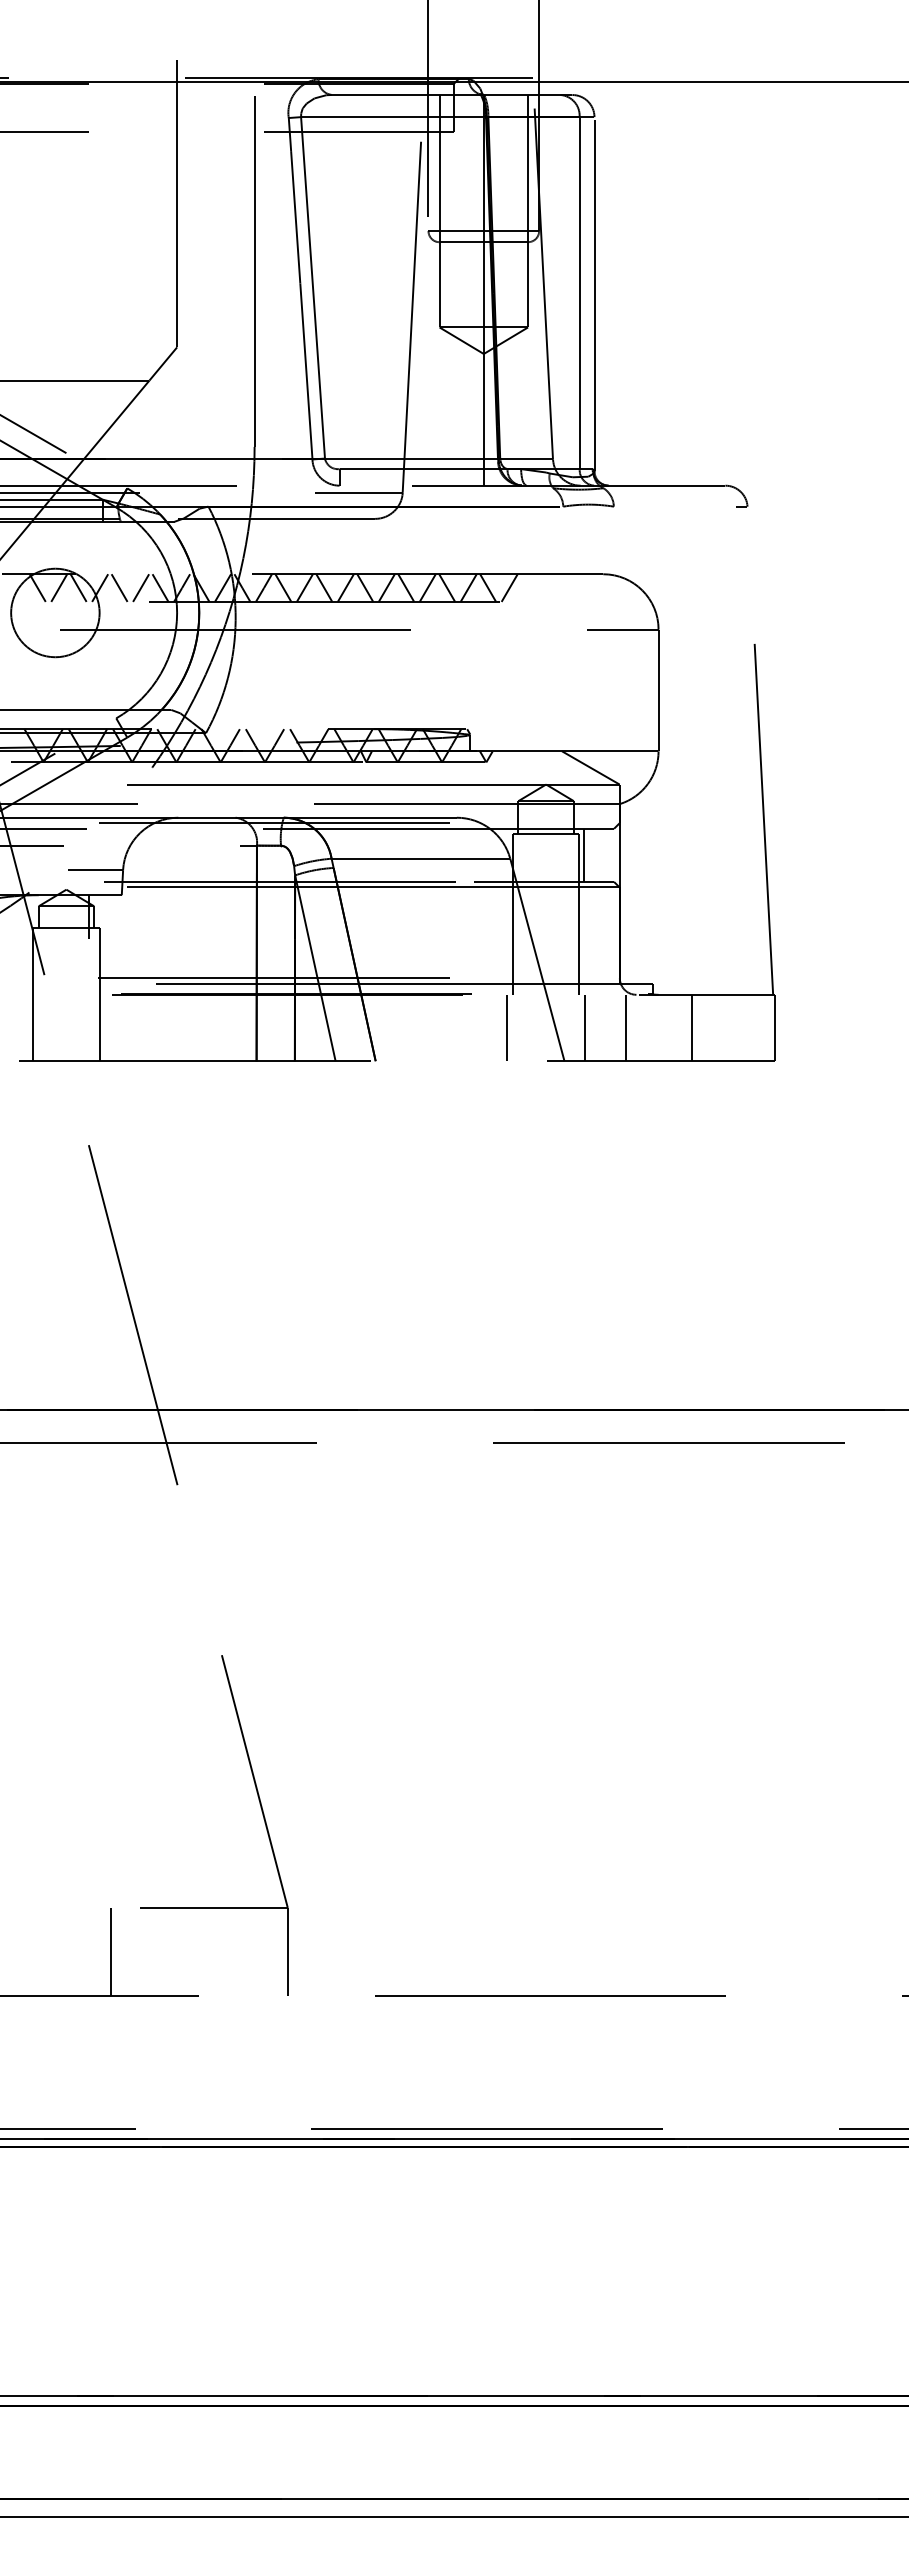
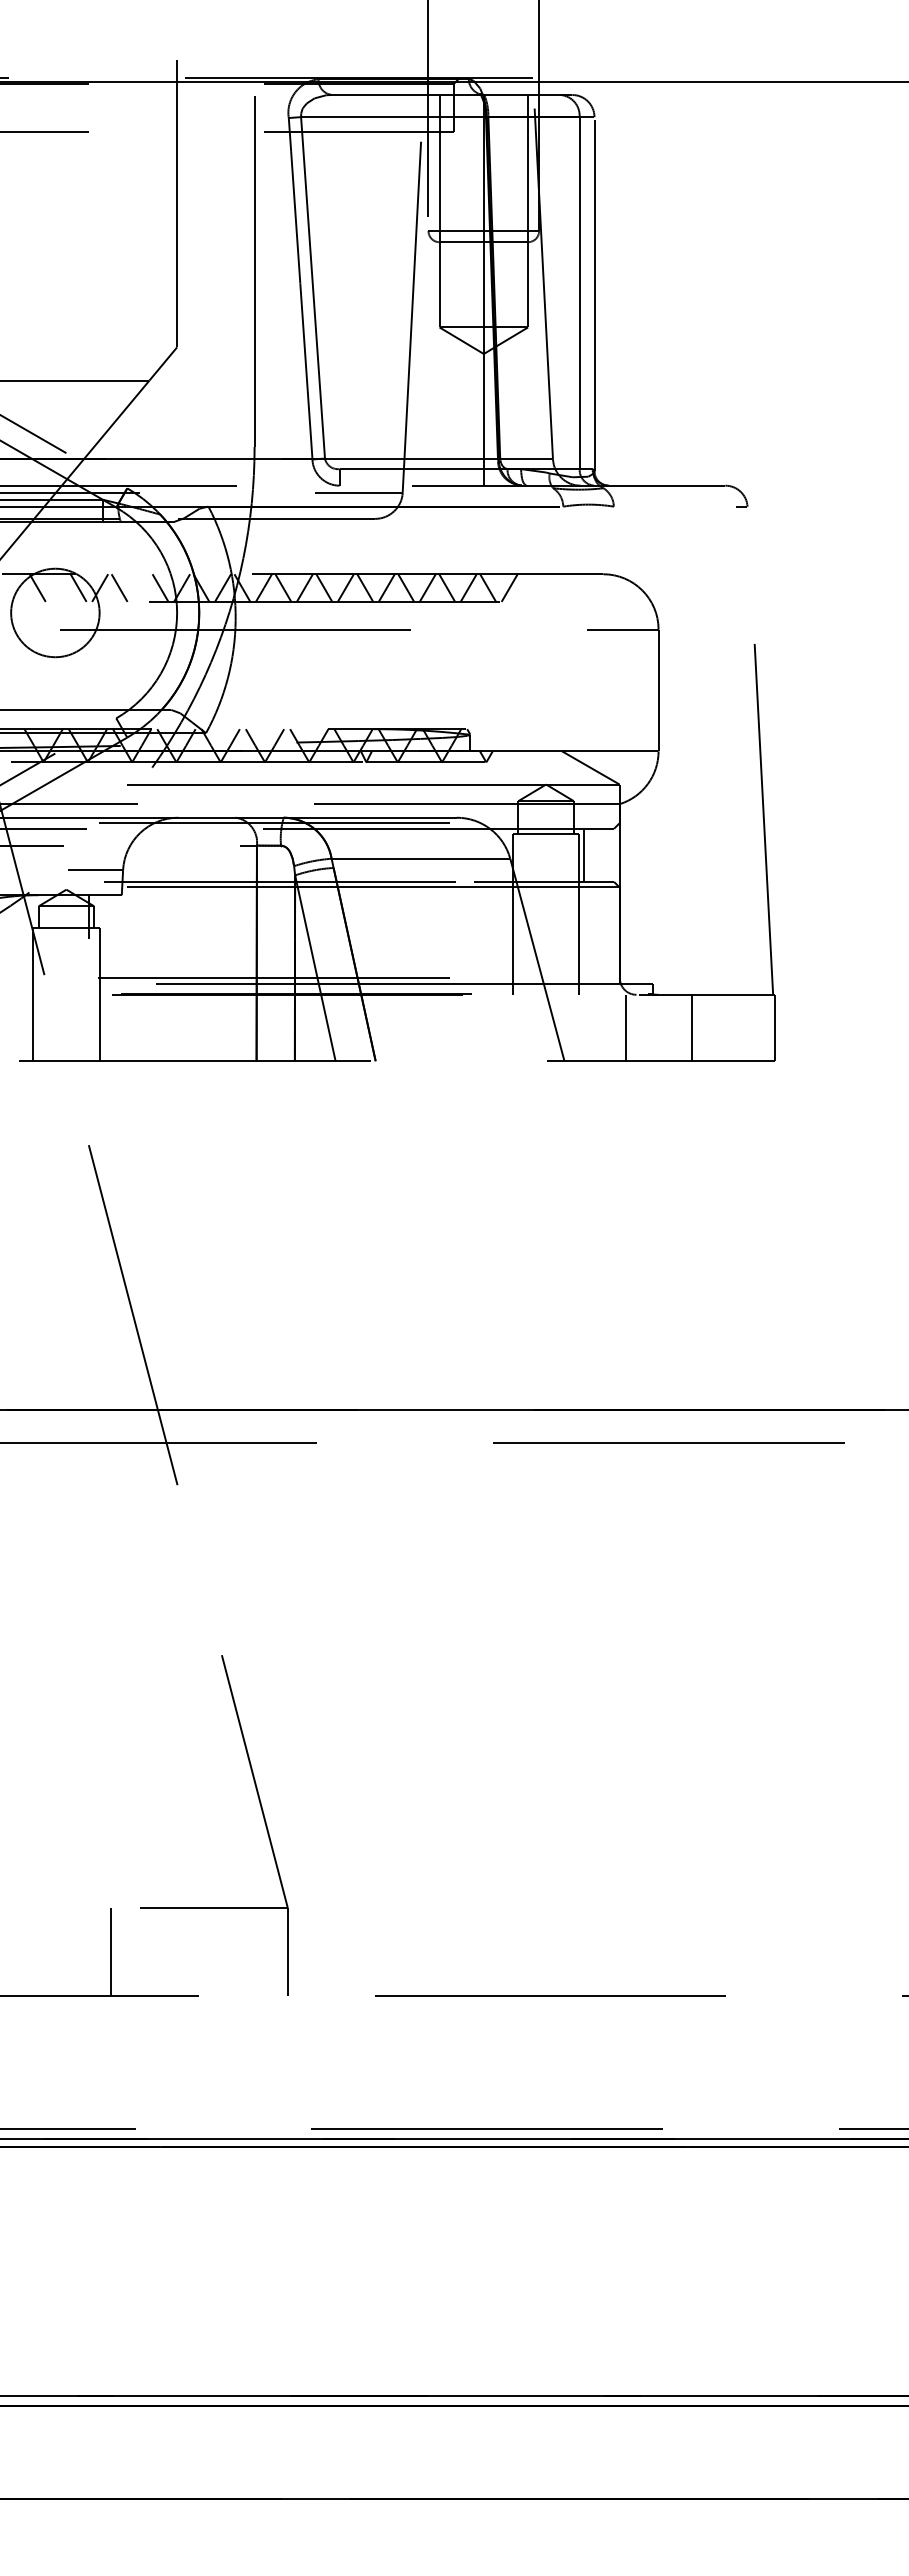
line: present -> none (59, 587)
line: present -> none (141, 587)
line: present -> none (507, 1027)
line: present -> none (584, 1027)
line: present -> none (453, 2516)
